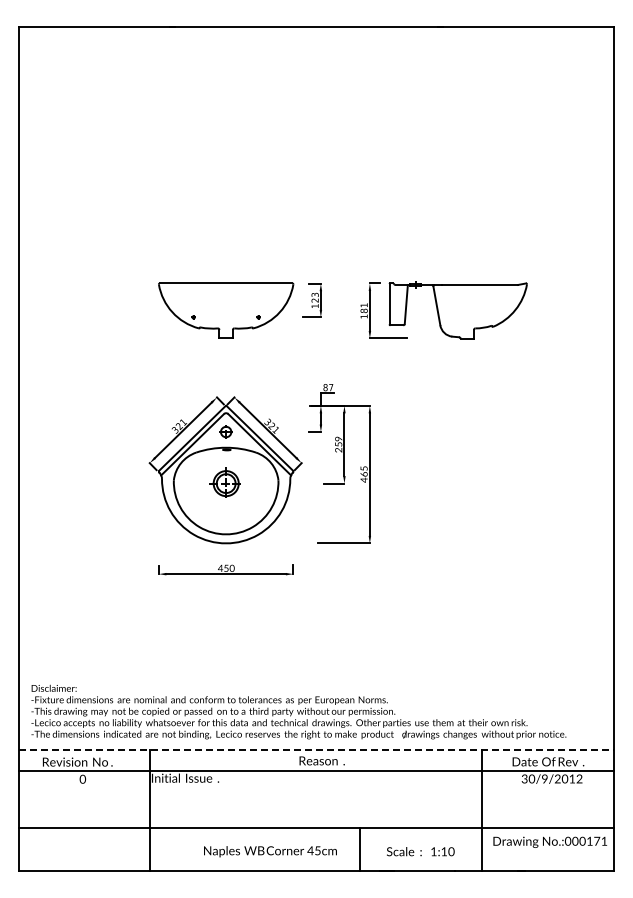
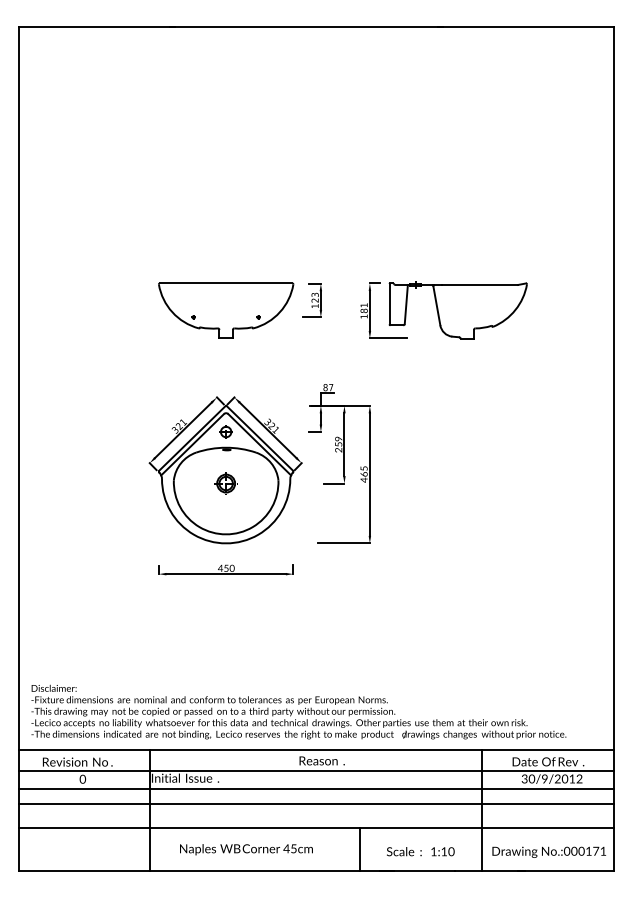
part size: 32x31 px -> 24x23 px (225, 483)
line: dashed -> solid (317, 750)
line: none -> present (316, 788)
line: none -> present (316, 804)
text position: (549, 841) -> (548, 851) (548, 851)
text position: (270, 851) -> (246, 849) (246, 849)
